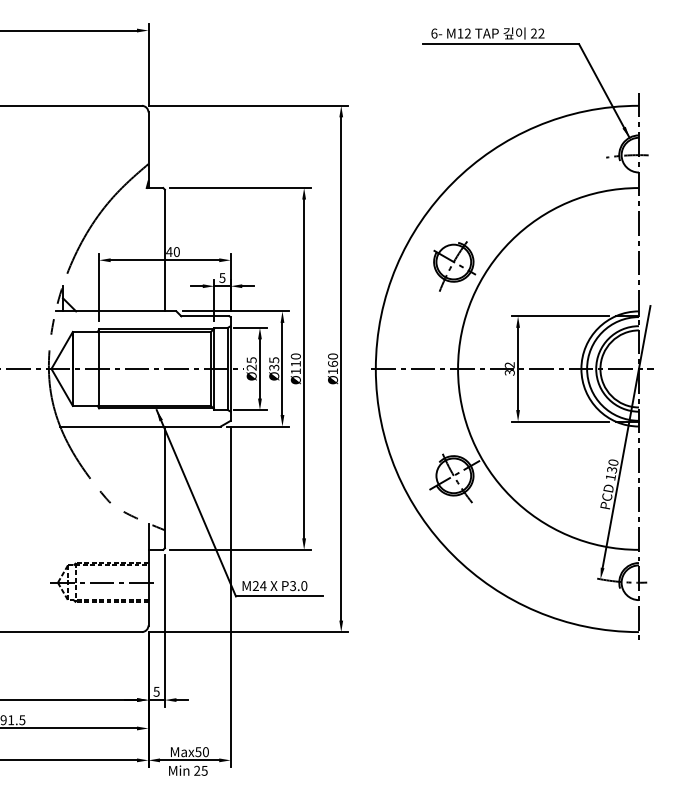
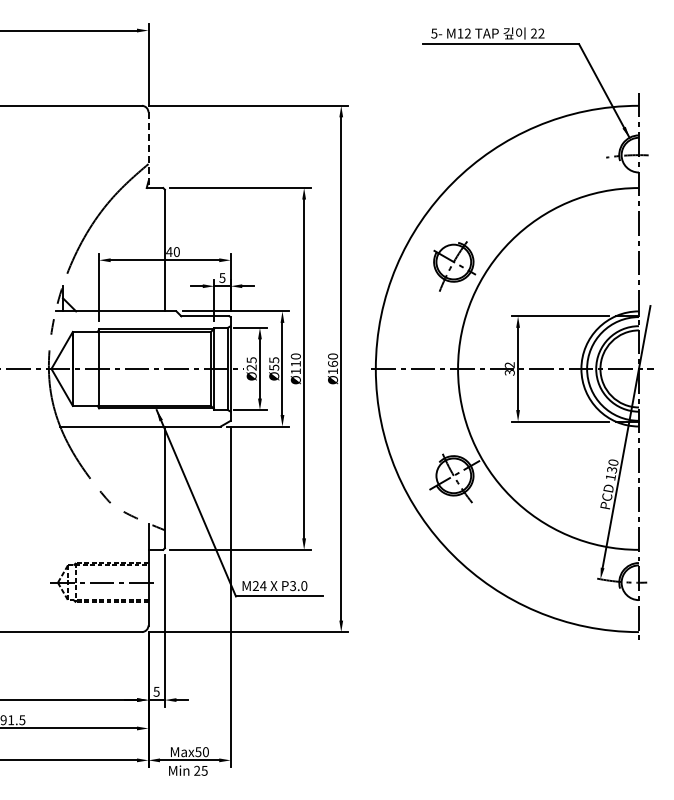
text: 6- -> 5- (434, 33)
line: solid -> dashed (148, 150)
text: Ø35 -> Ø55 (273, 367)
